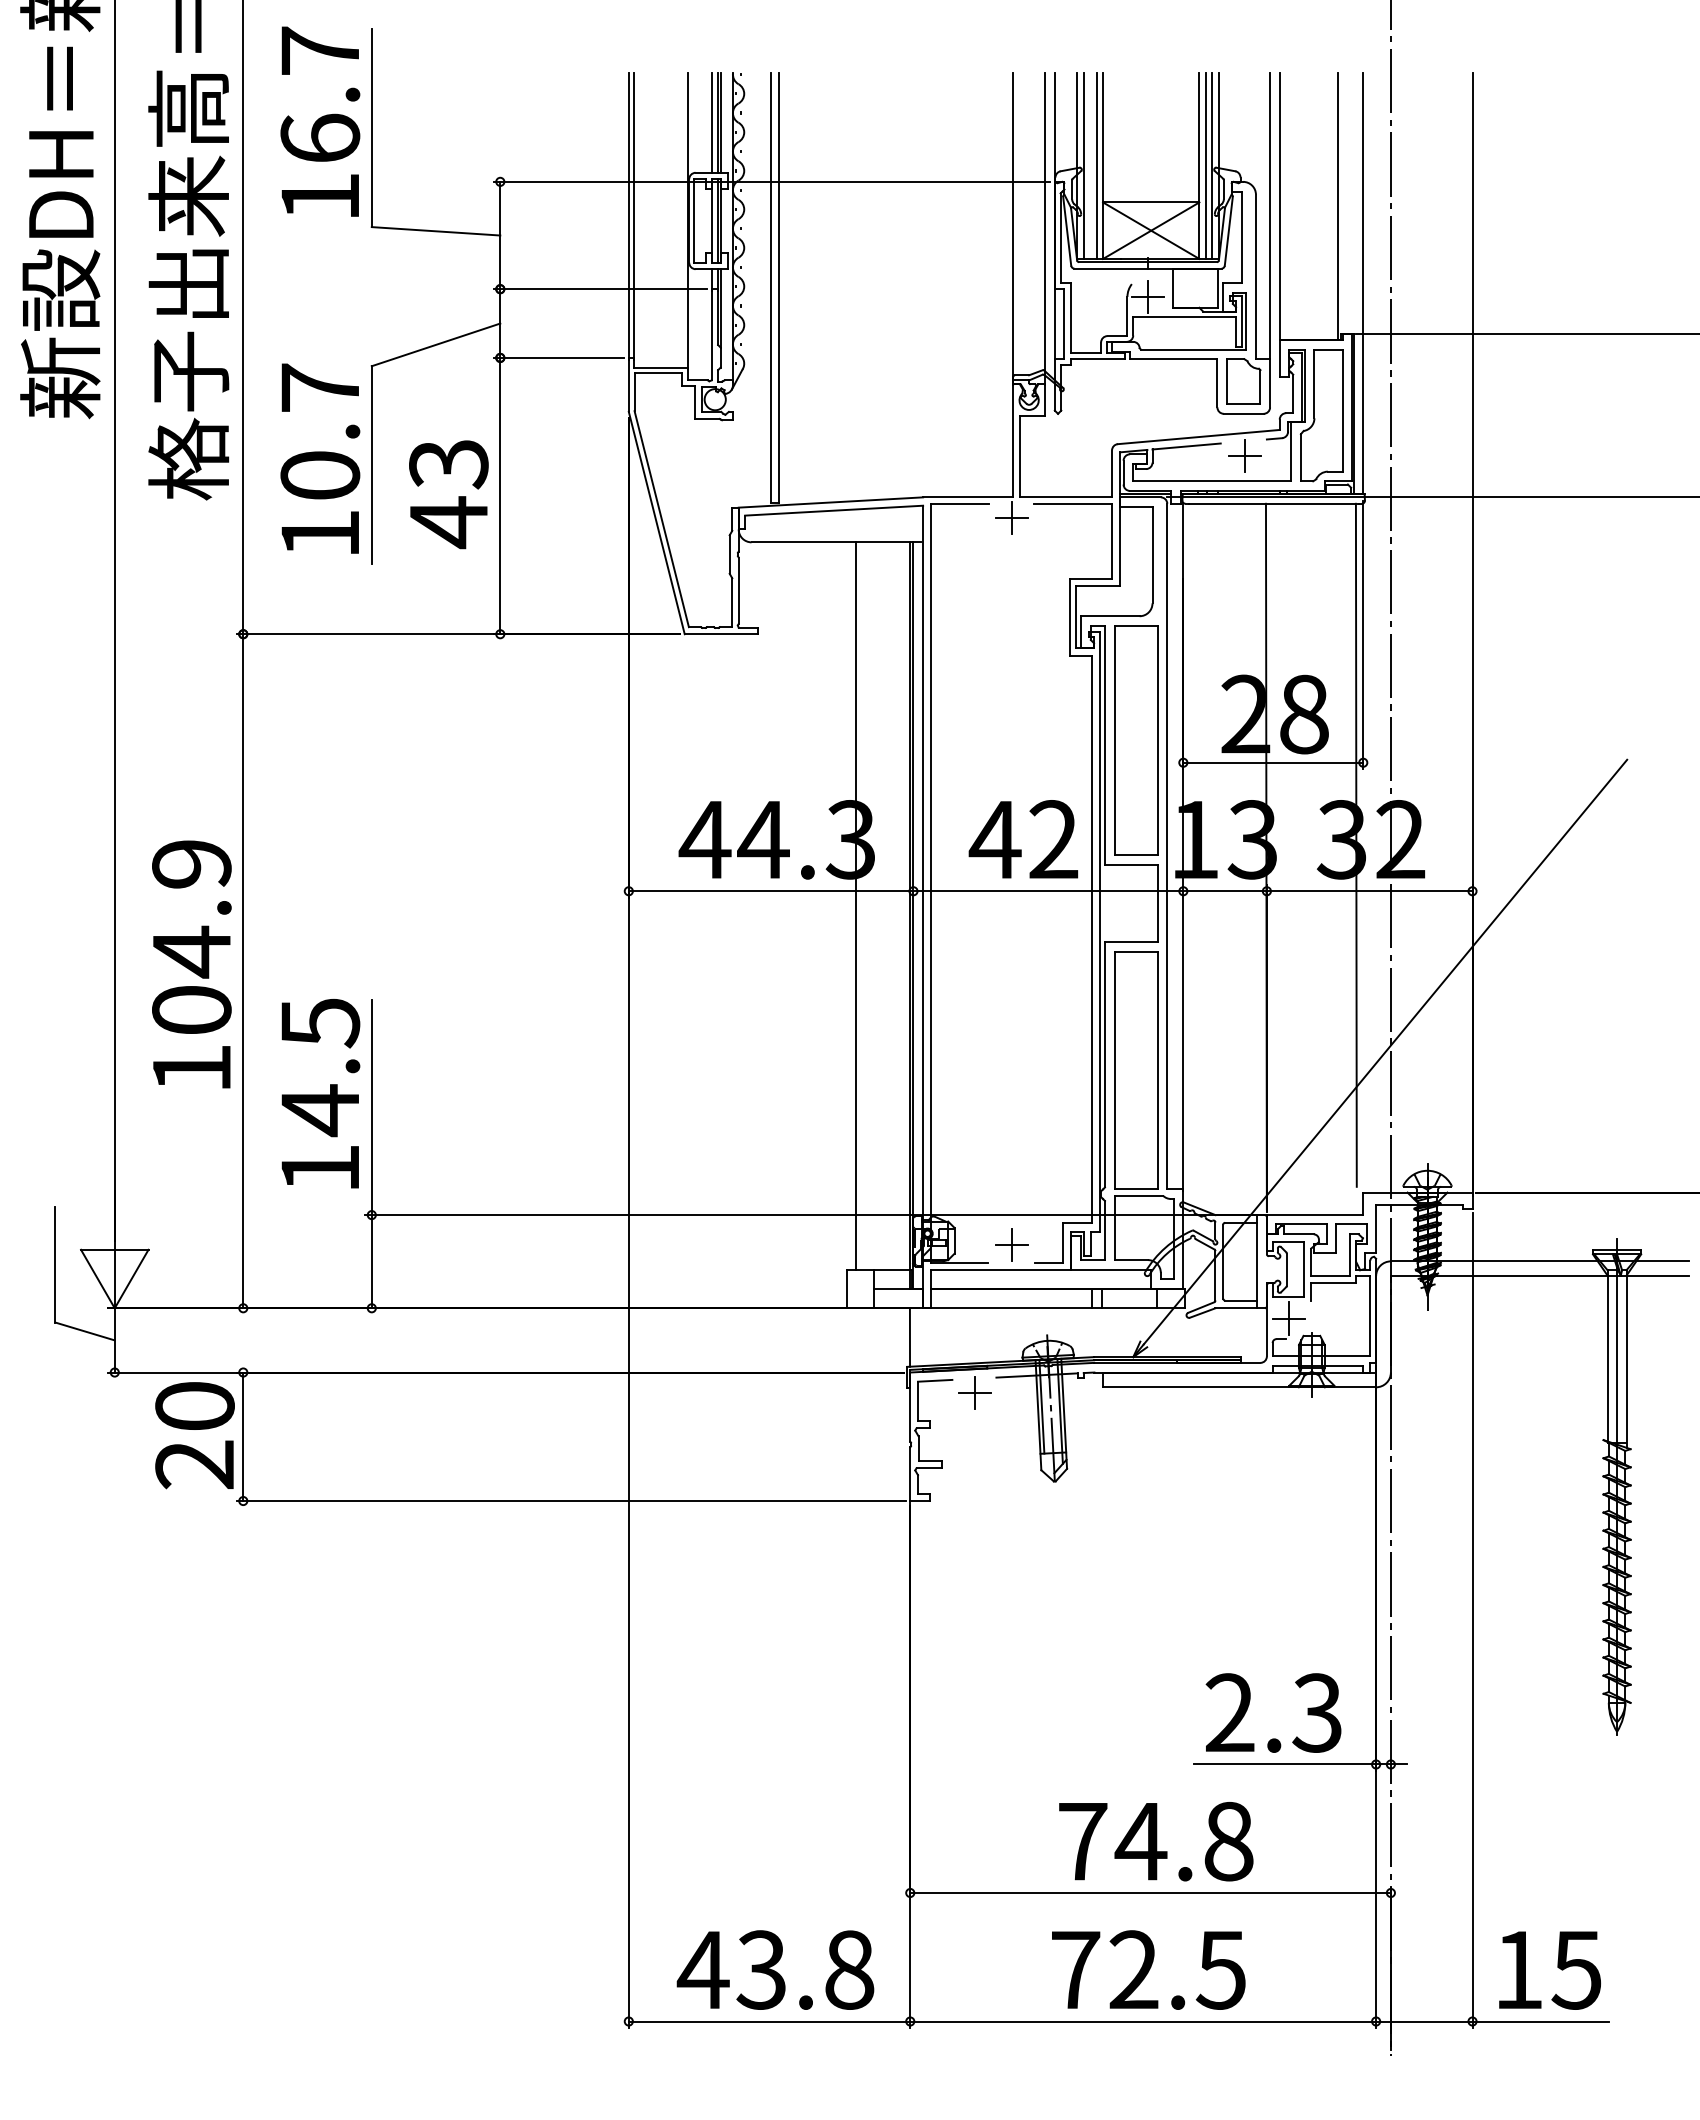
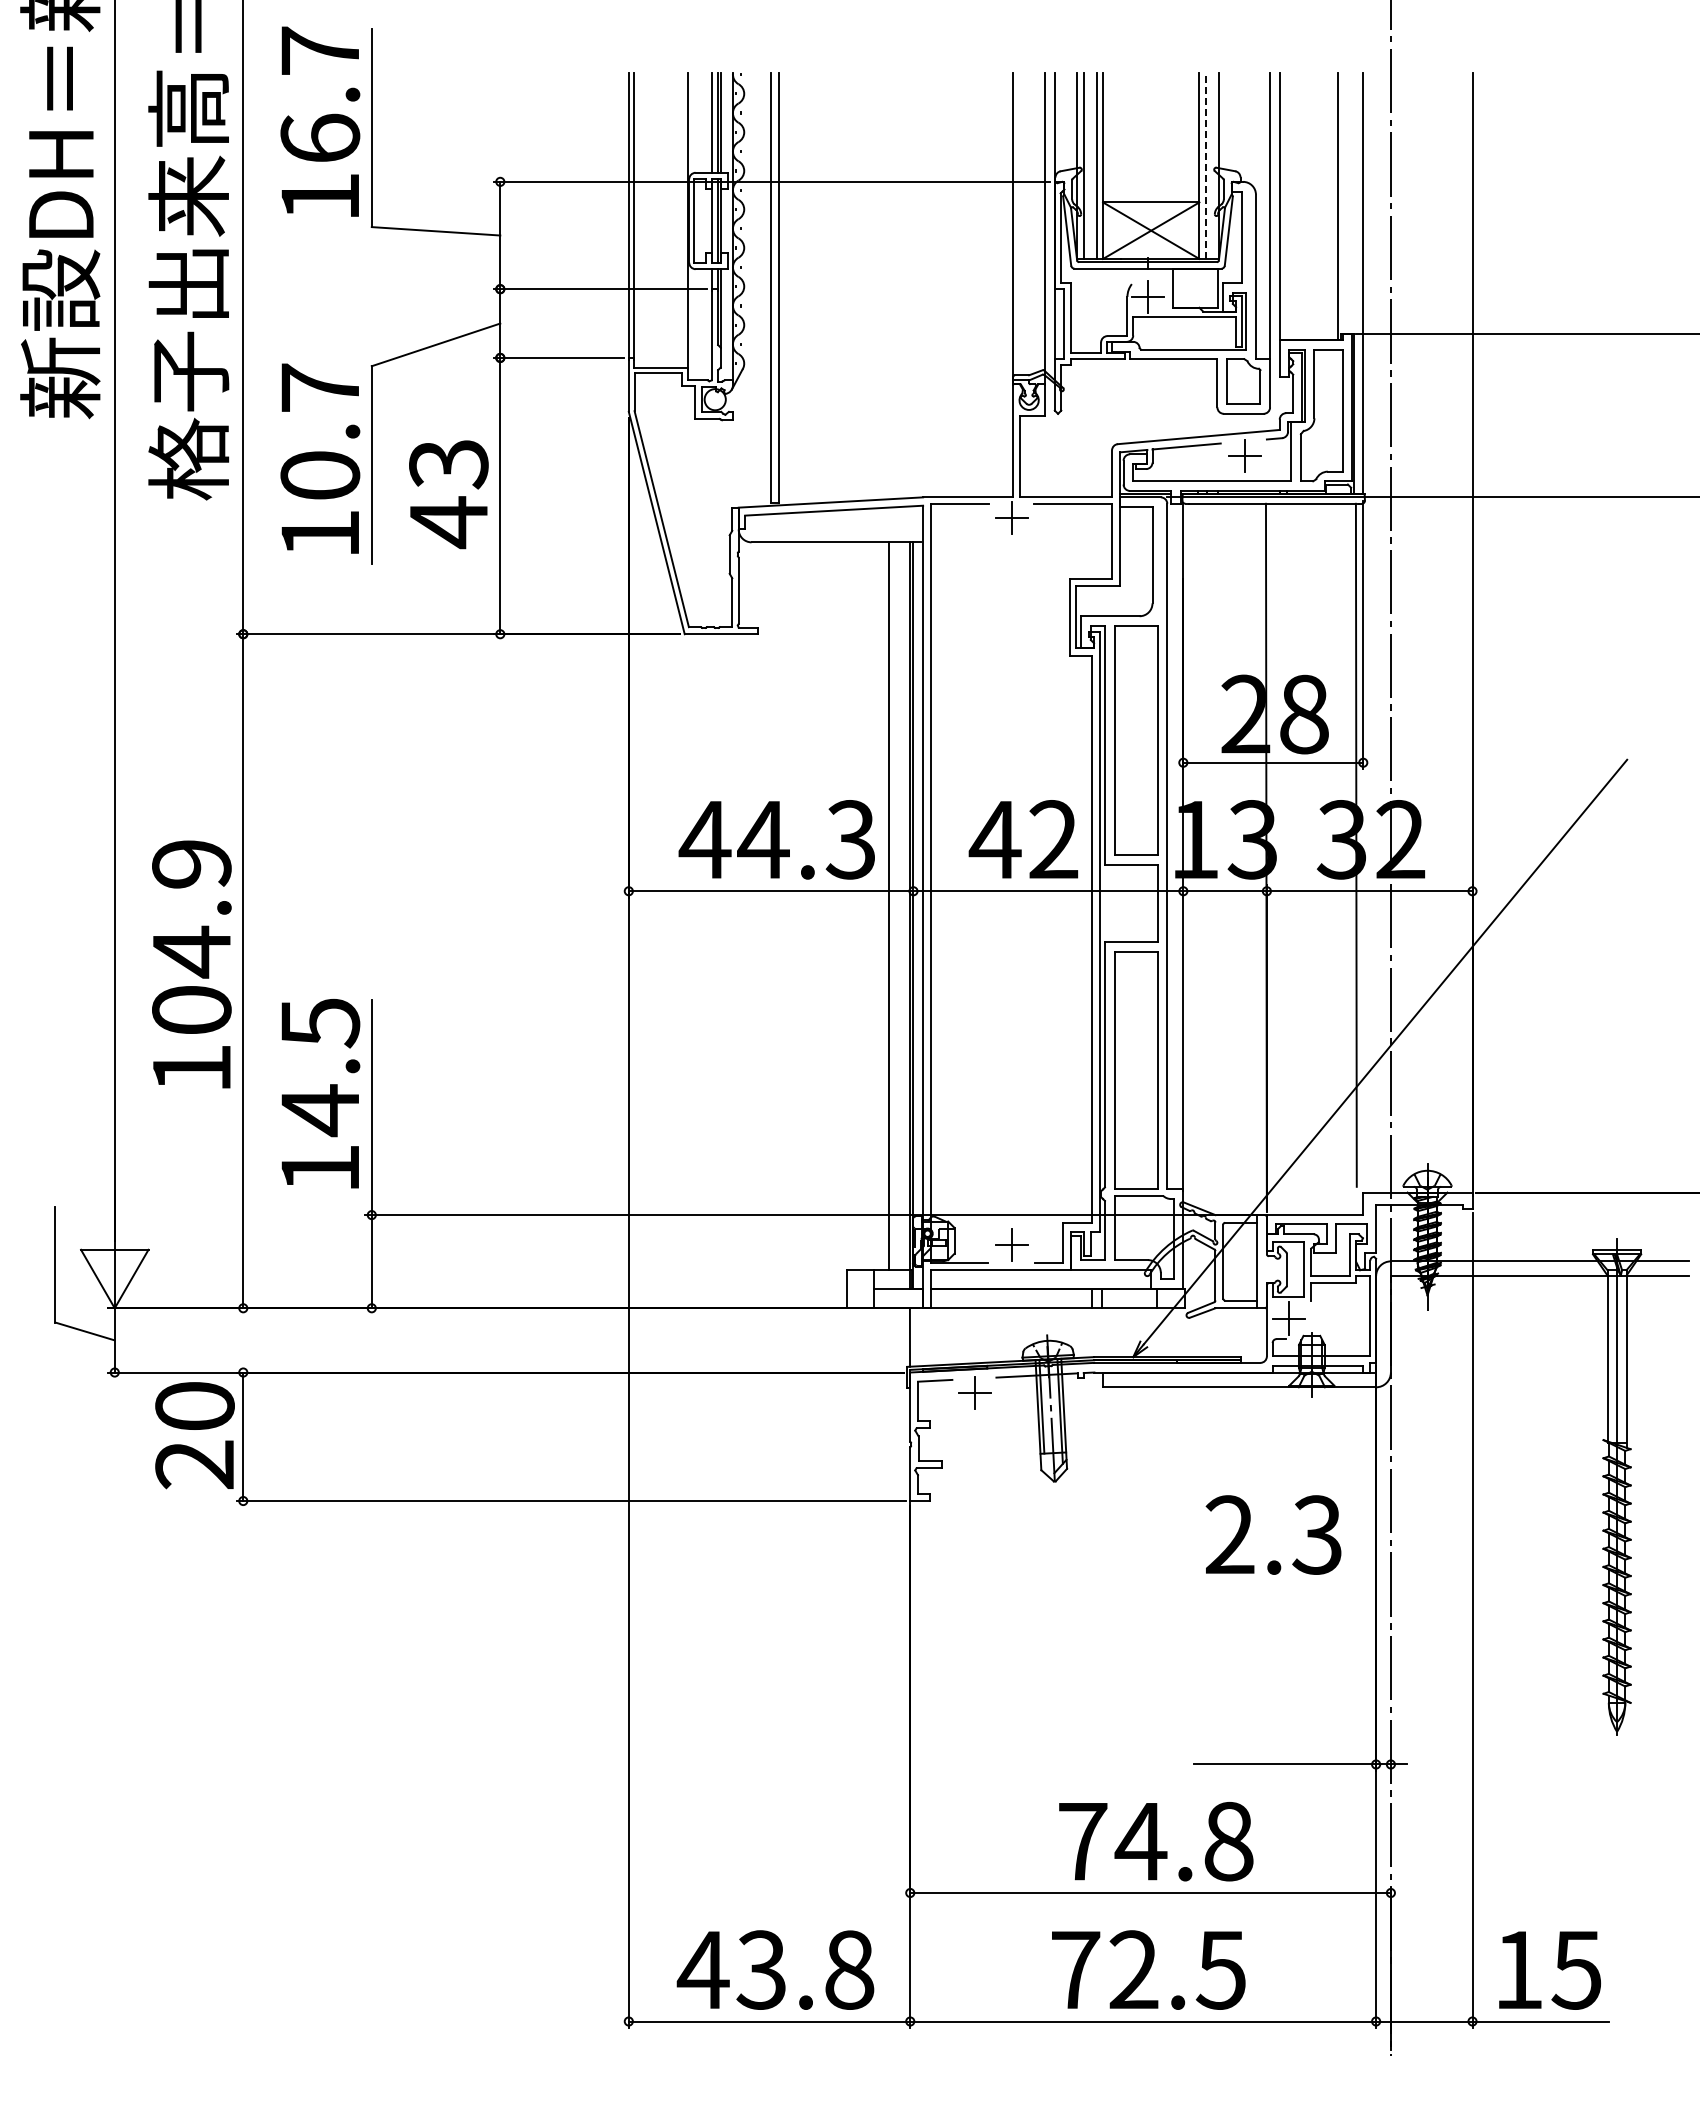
line: present -> none (1212, 165)
line: solid -> dashed (1205, 166)
line position: (855, 905) -> (888, 905) (888, 905)
text position: (1273, 1712) -> (1273, 1534) (1273, 1534)
